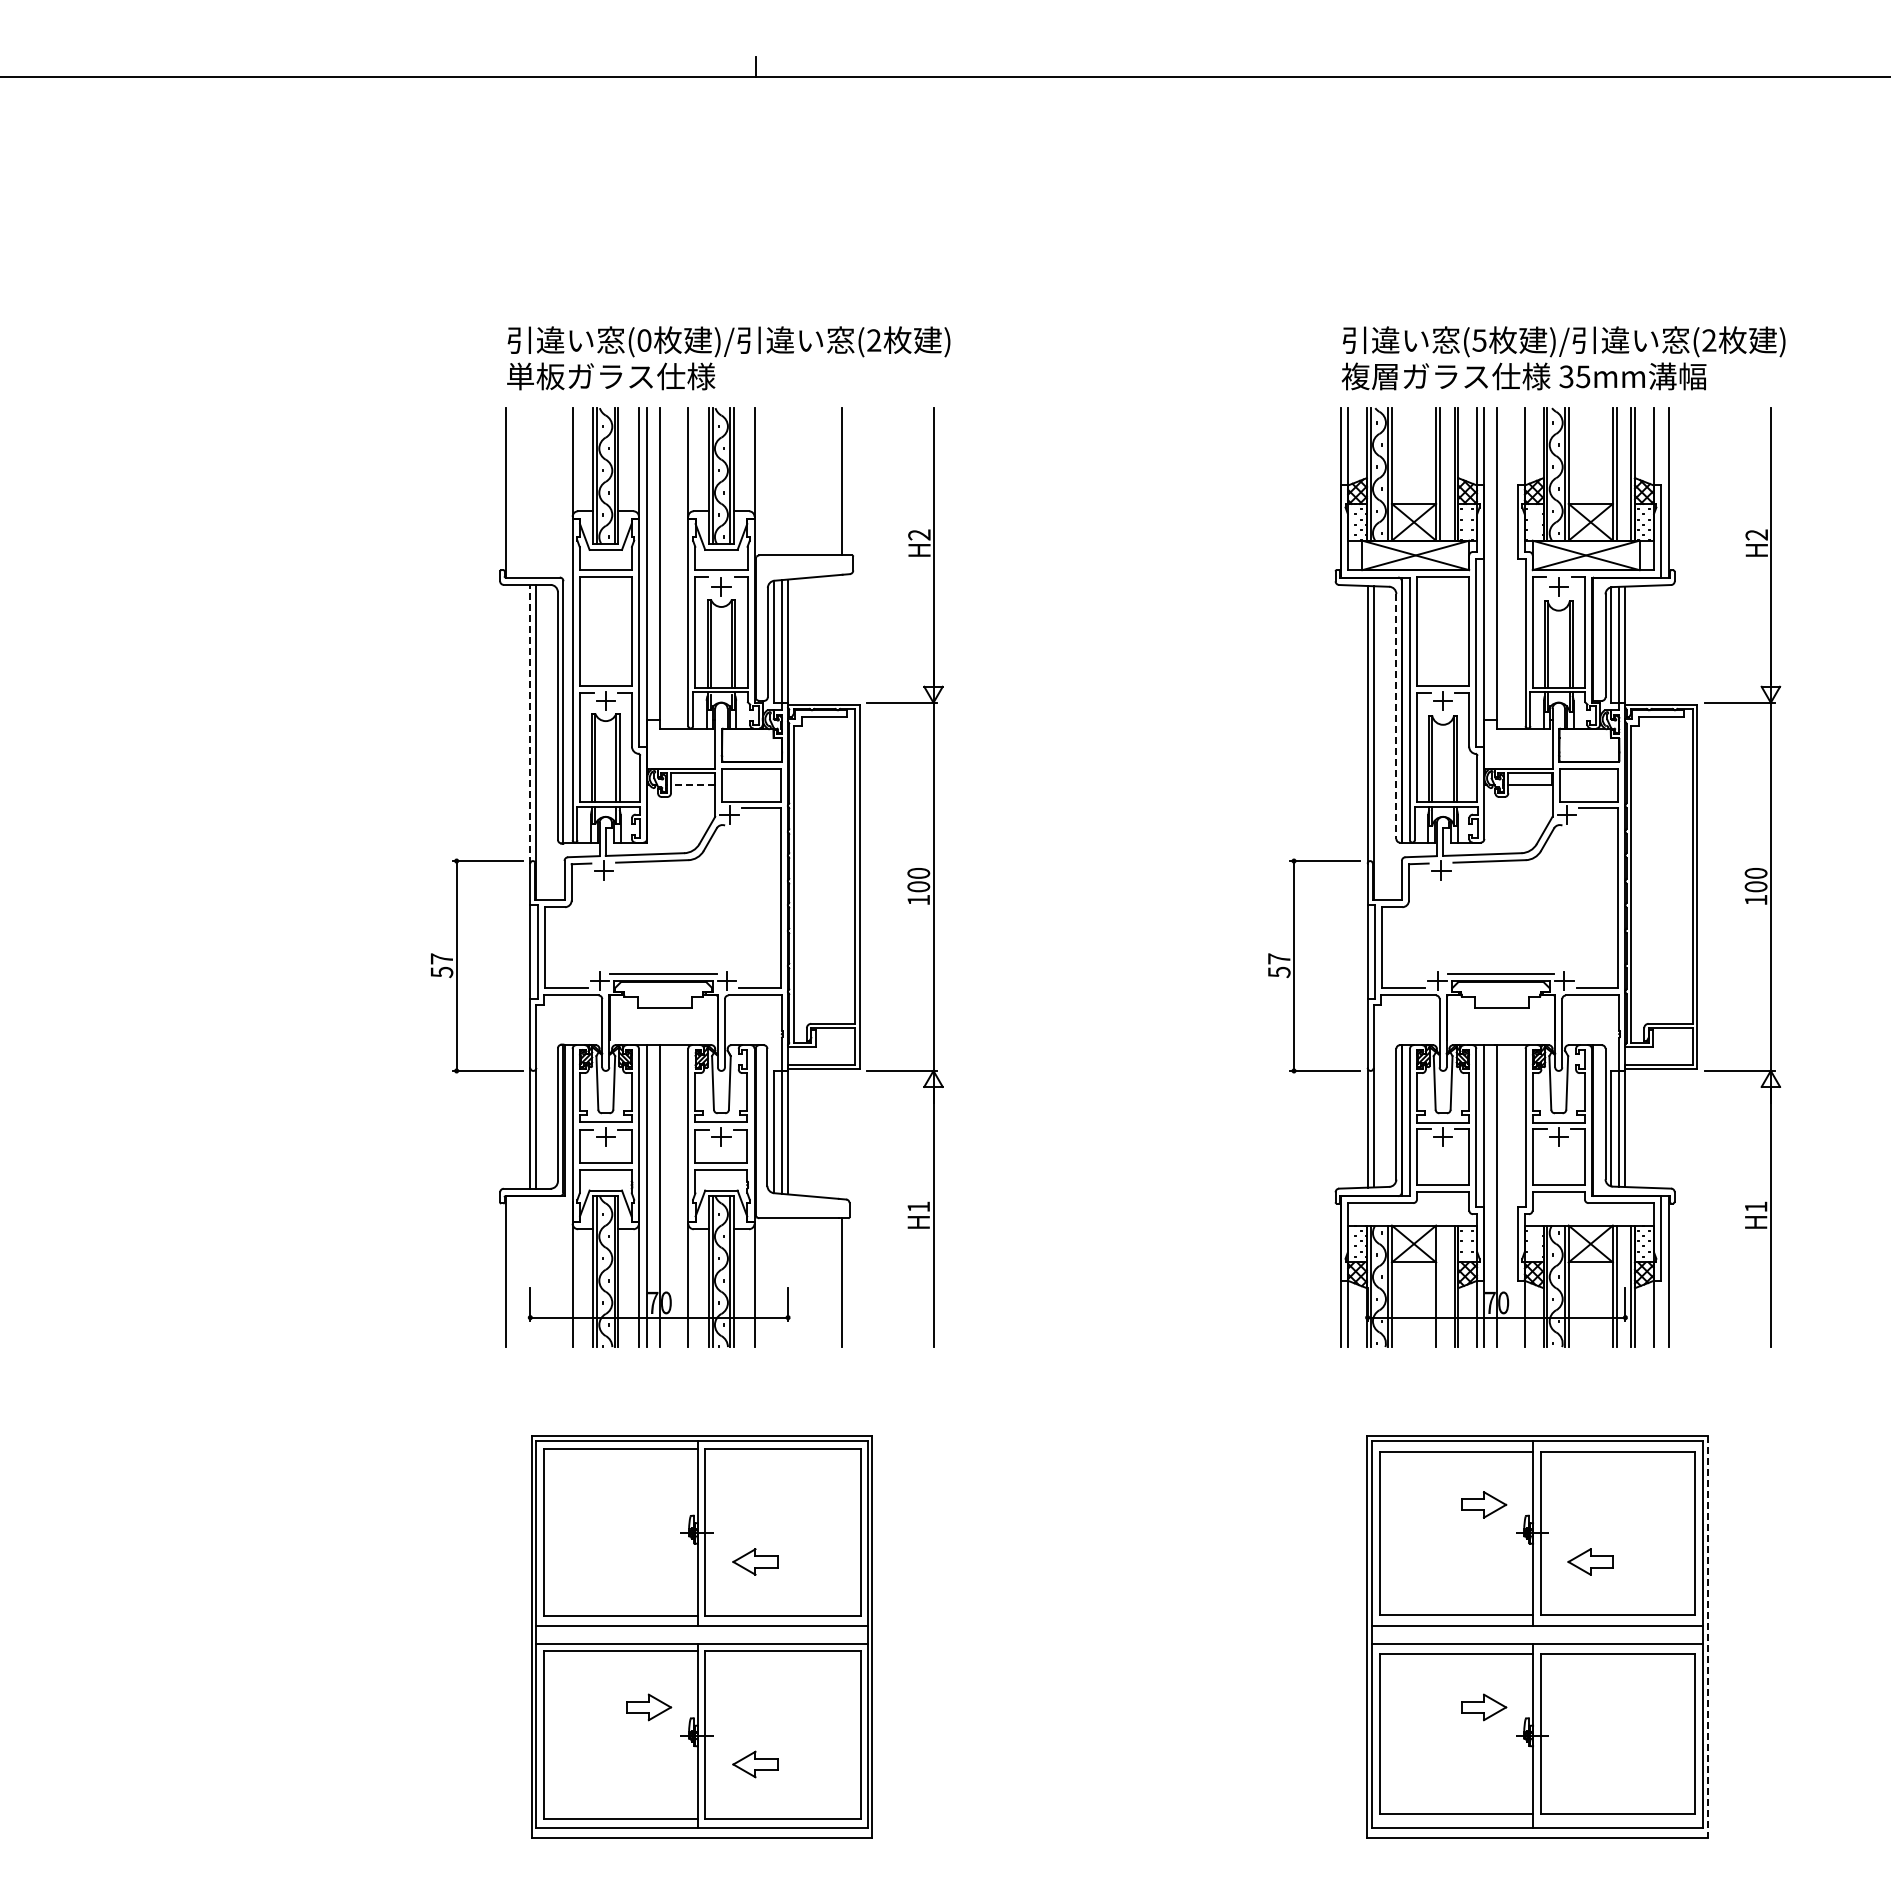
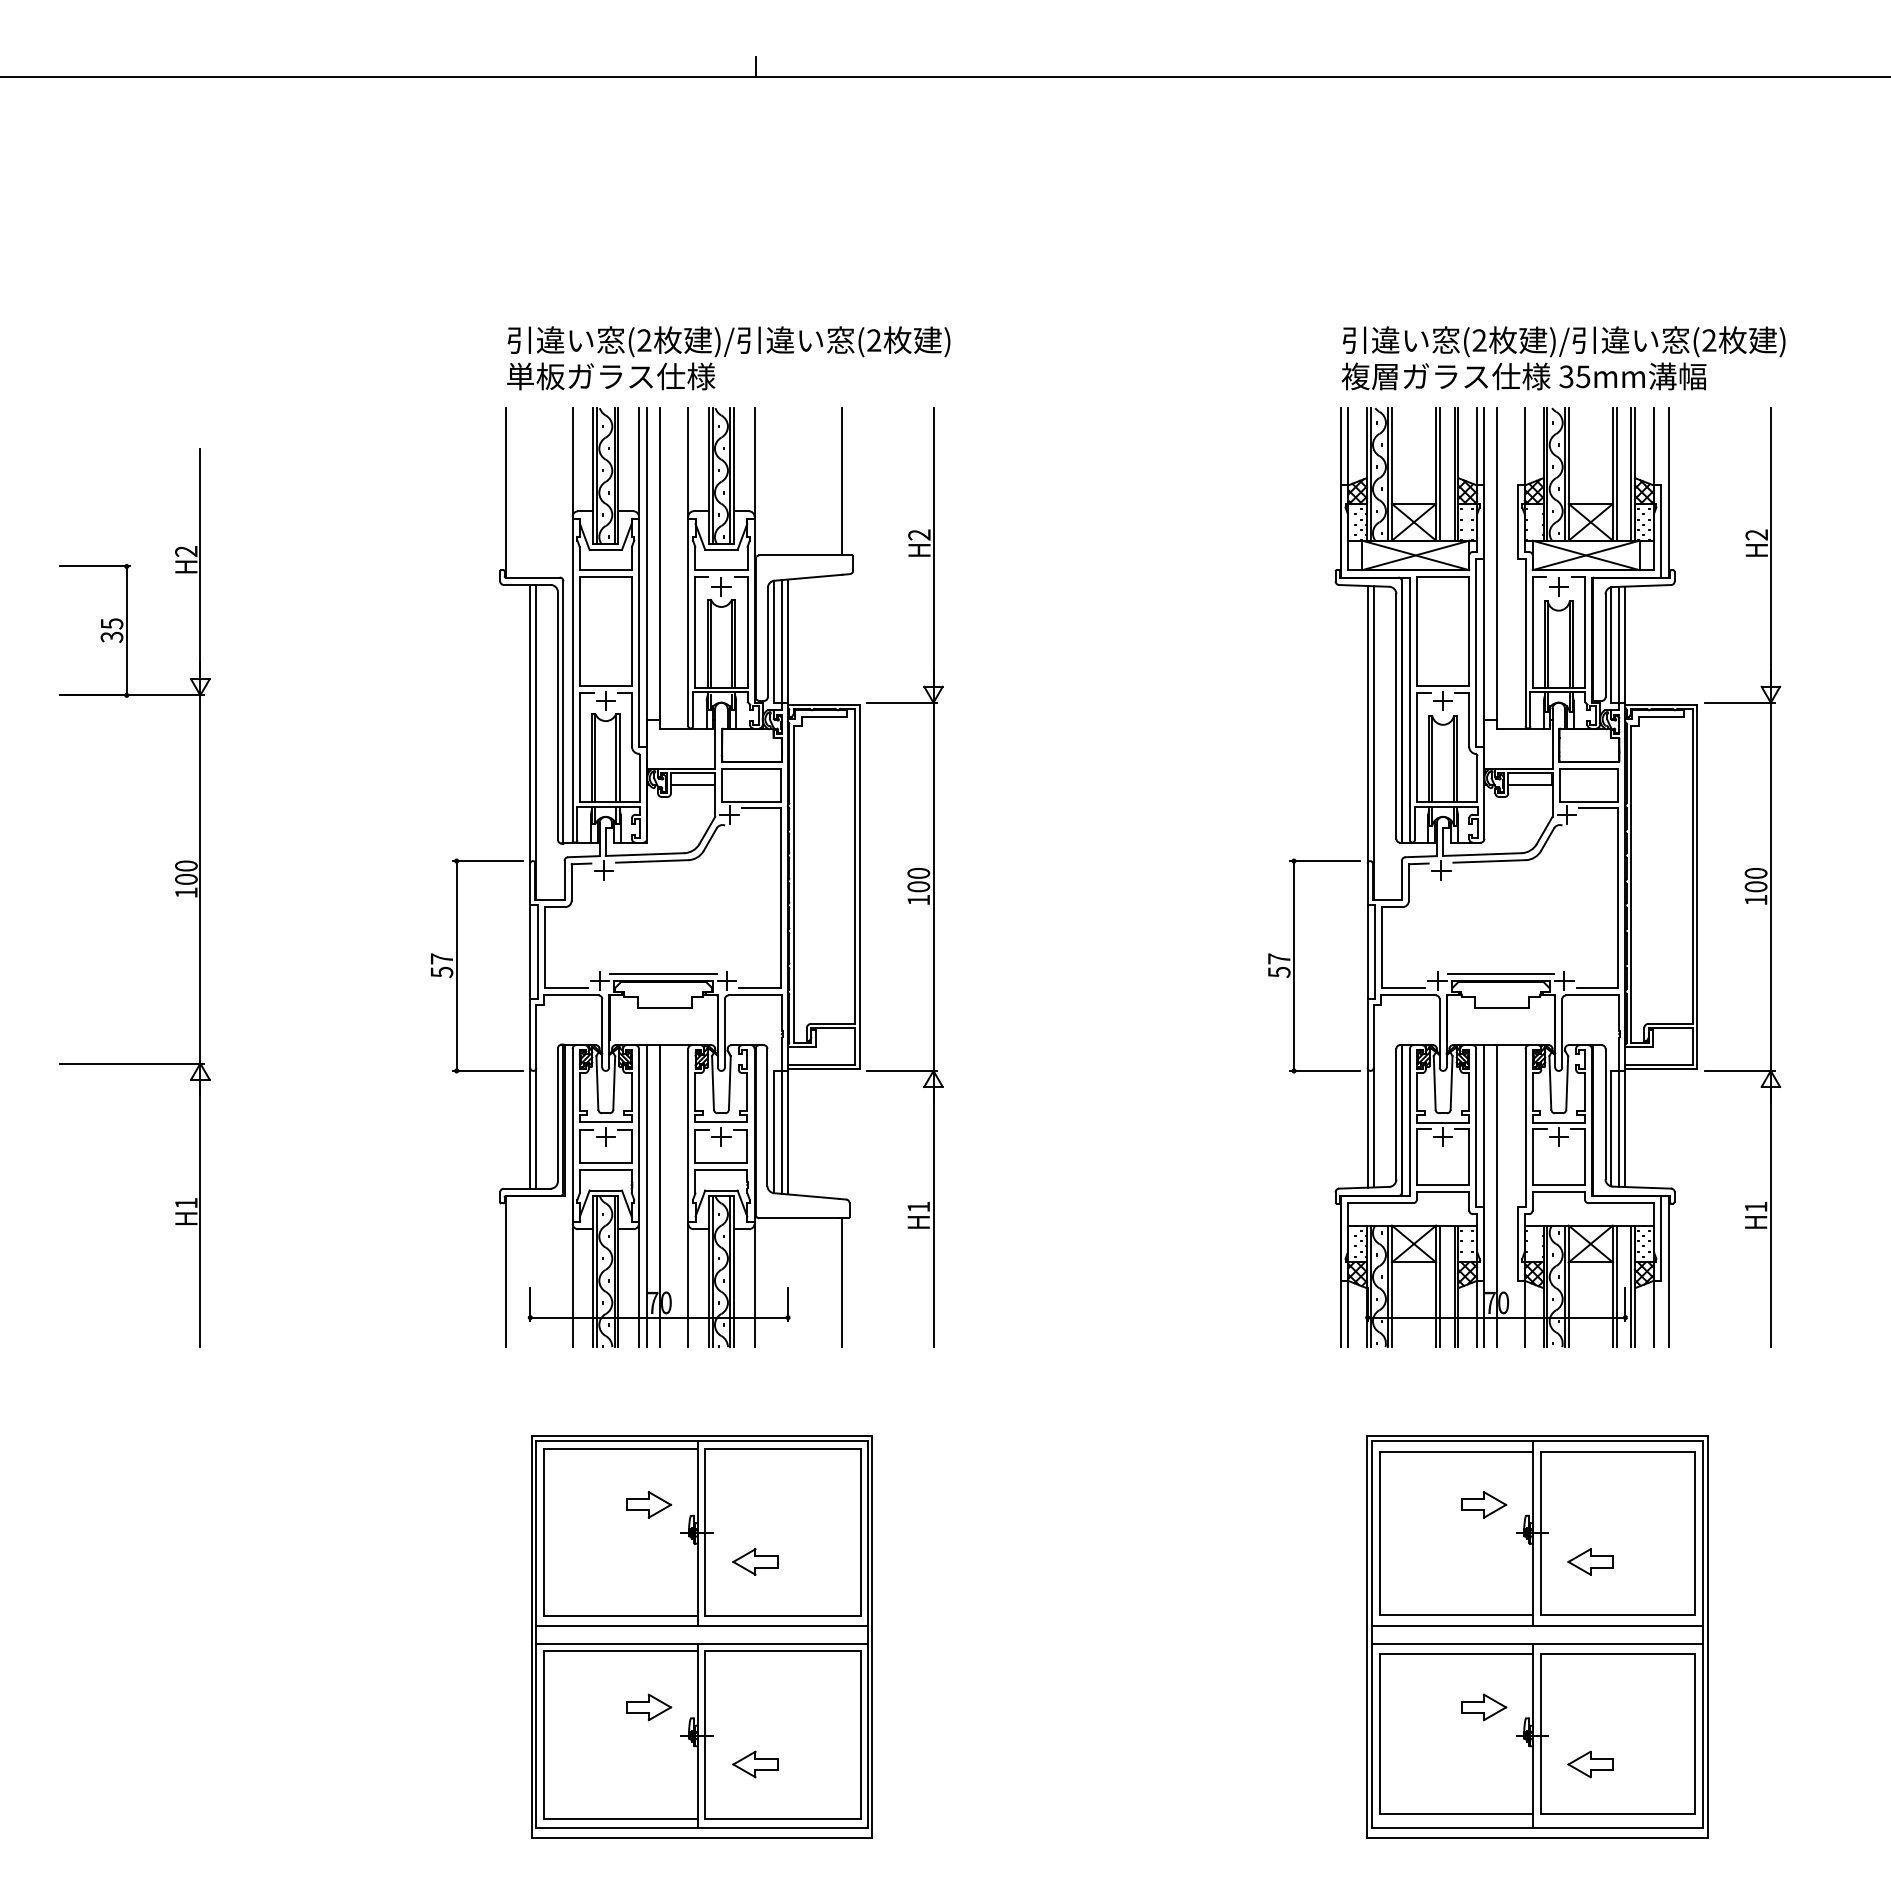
text: (0 -> (2 (644, 340)
text: (5 -> (2 (1479, 340)
line: dashed -> solid (1396, 717)
line: dashed -> solid (530, 723)
line: dashed -> solid (692, 784)
part: none -> present (175, 893)
line: none -> present (1439, 1286)
part: none -> present (649, 1504)
line: dashed -> solid (1707, 1637)
part: none -> present (1590, 1764)
